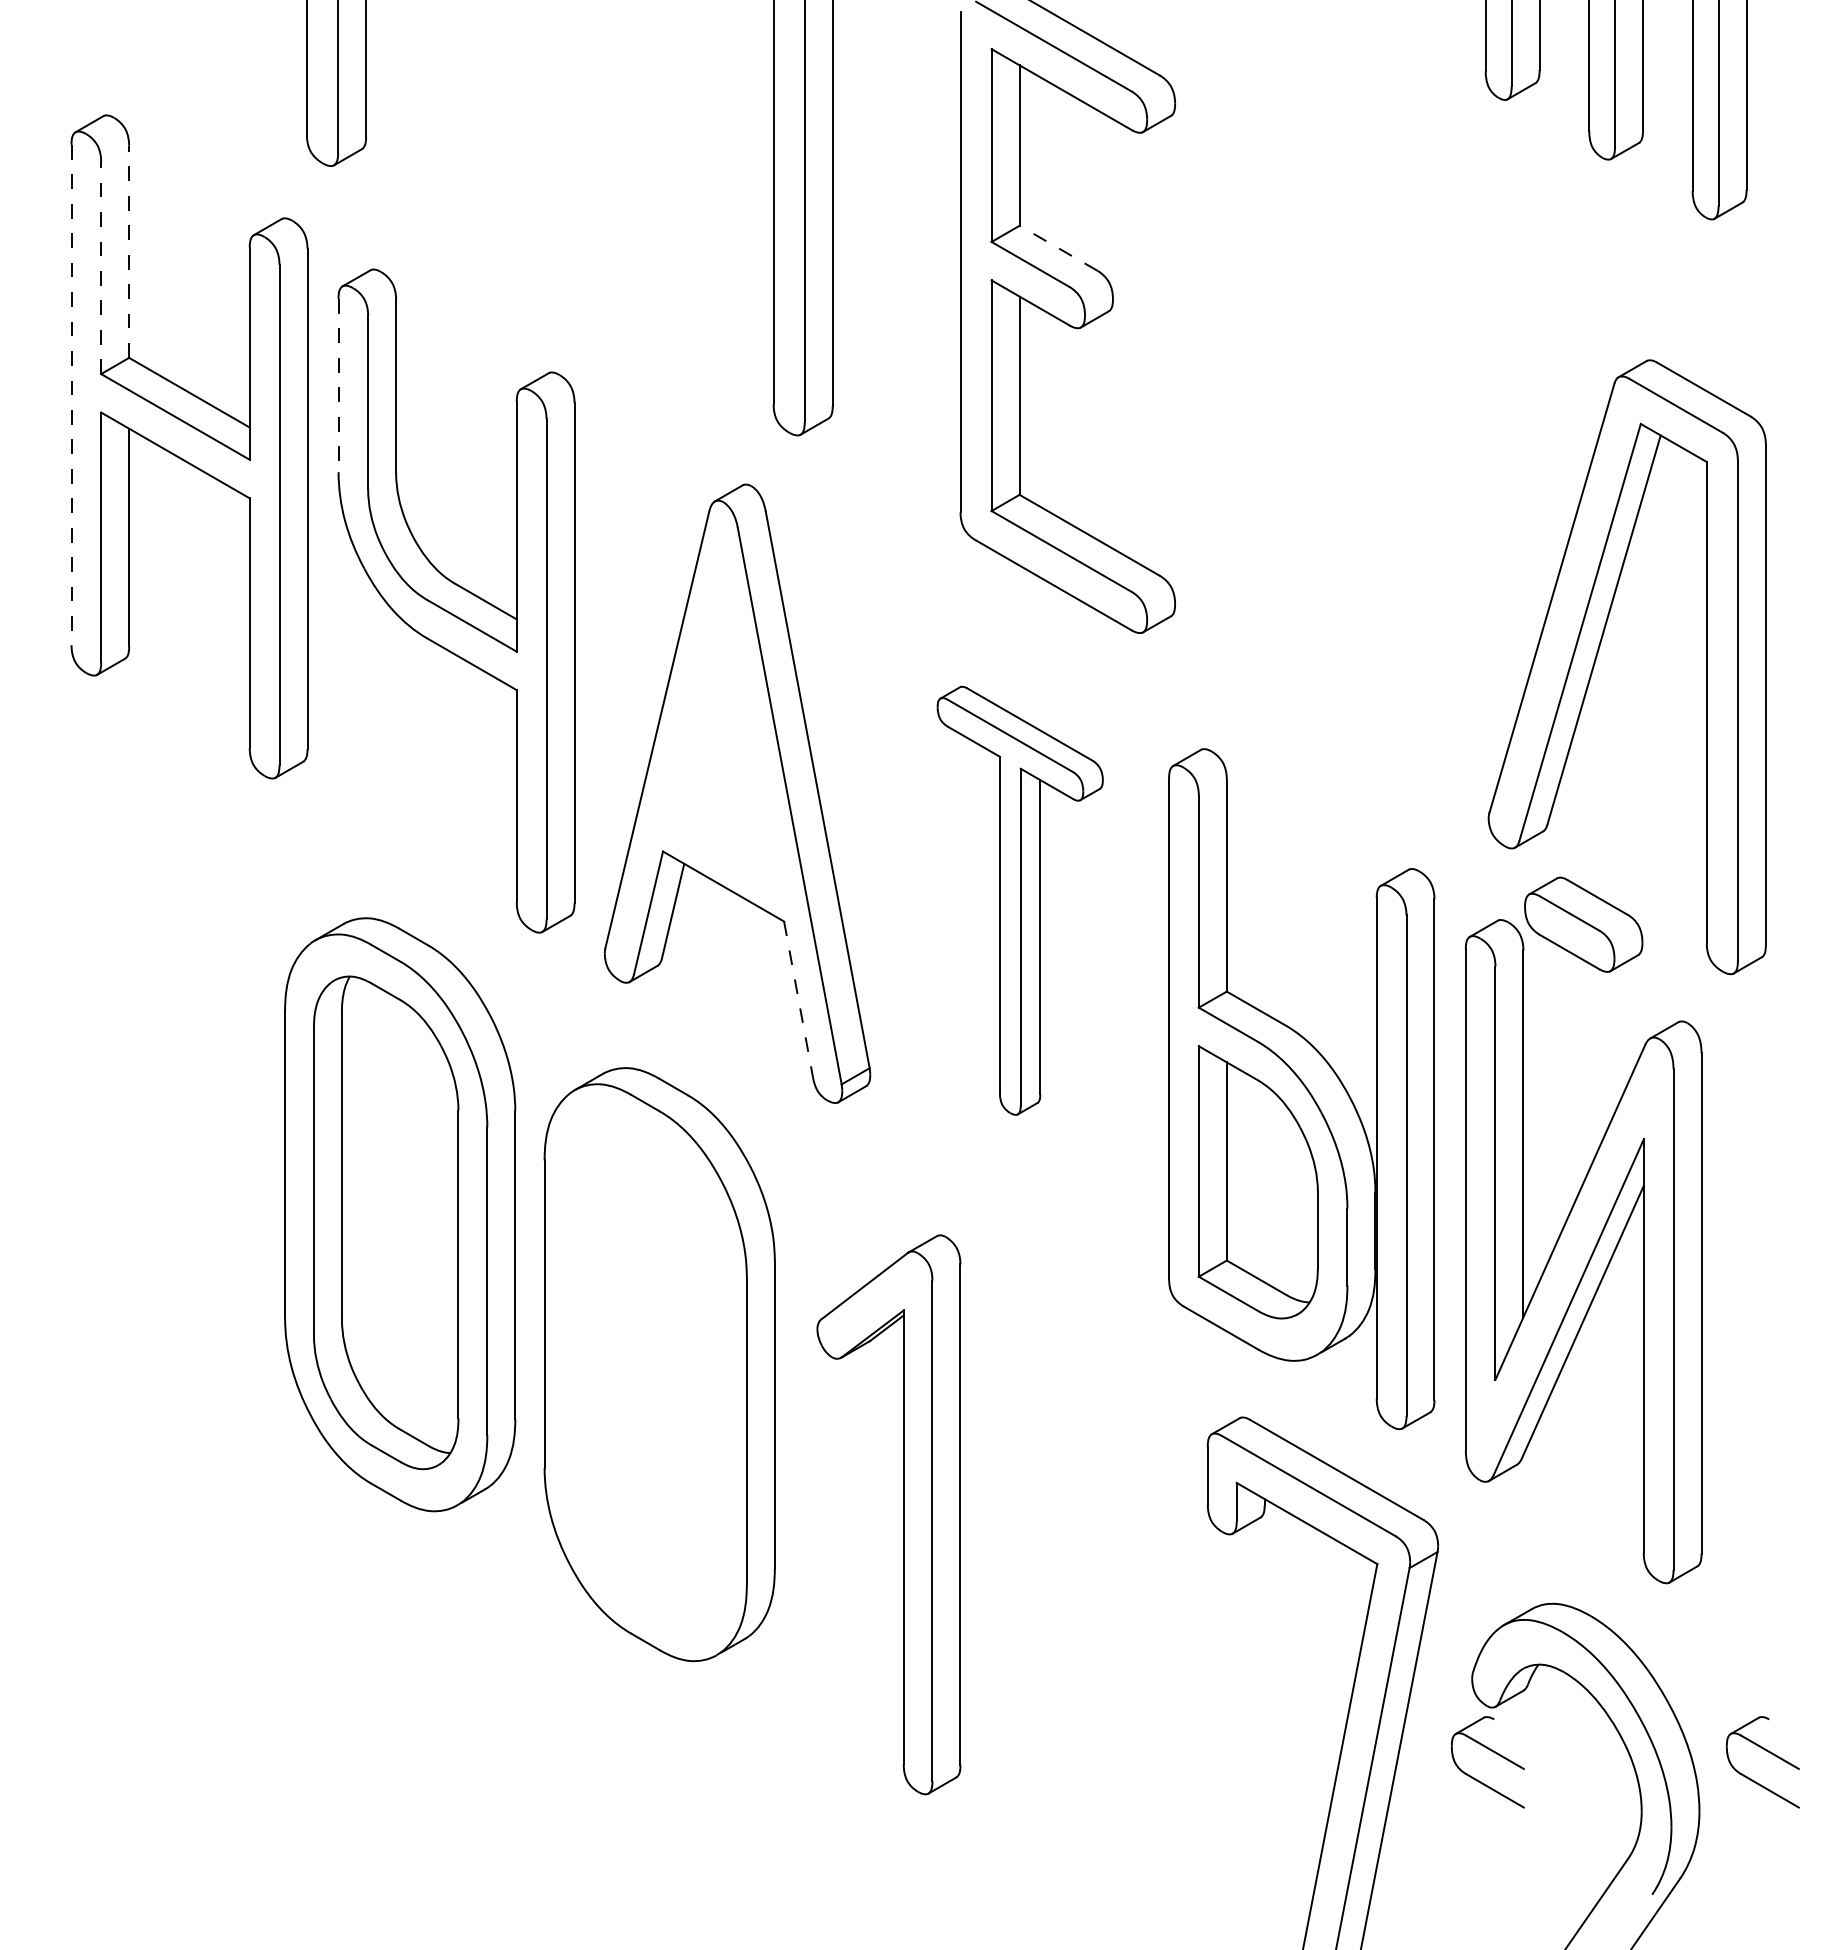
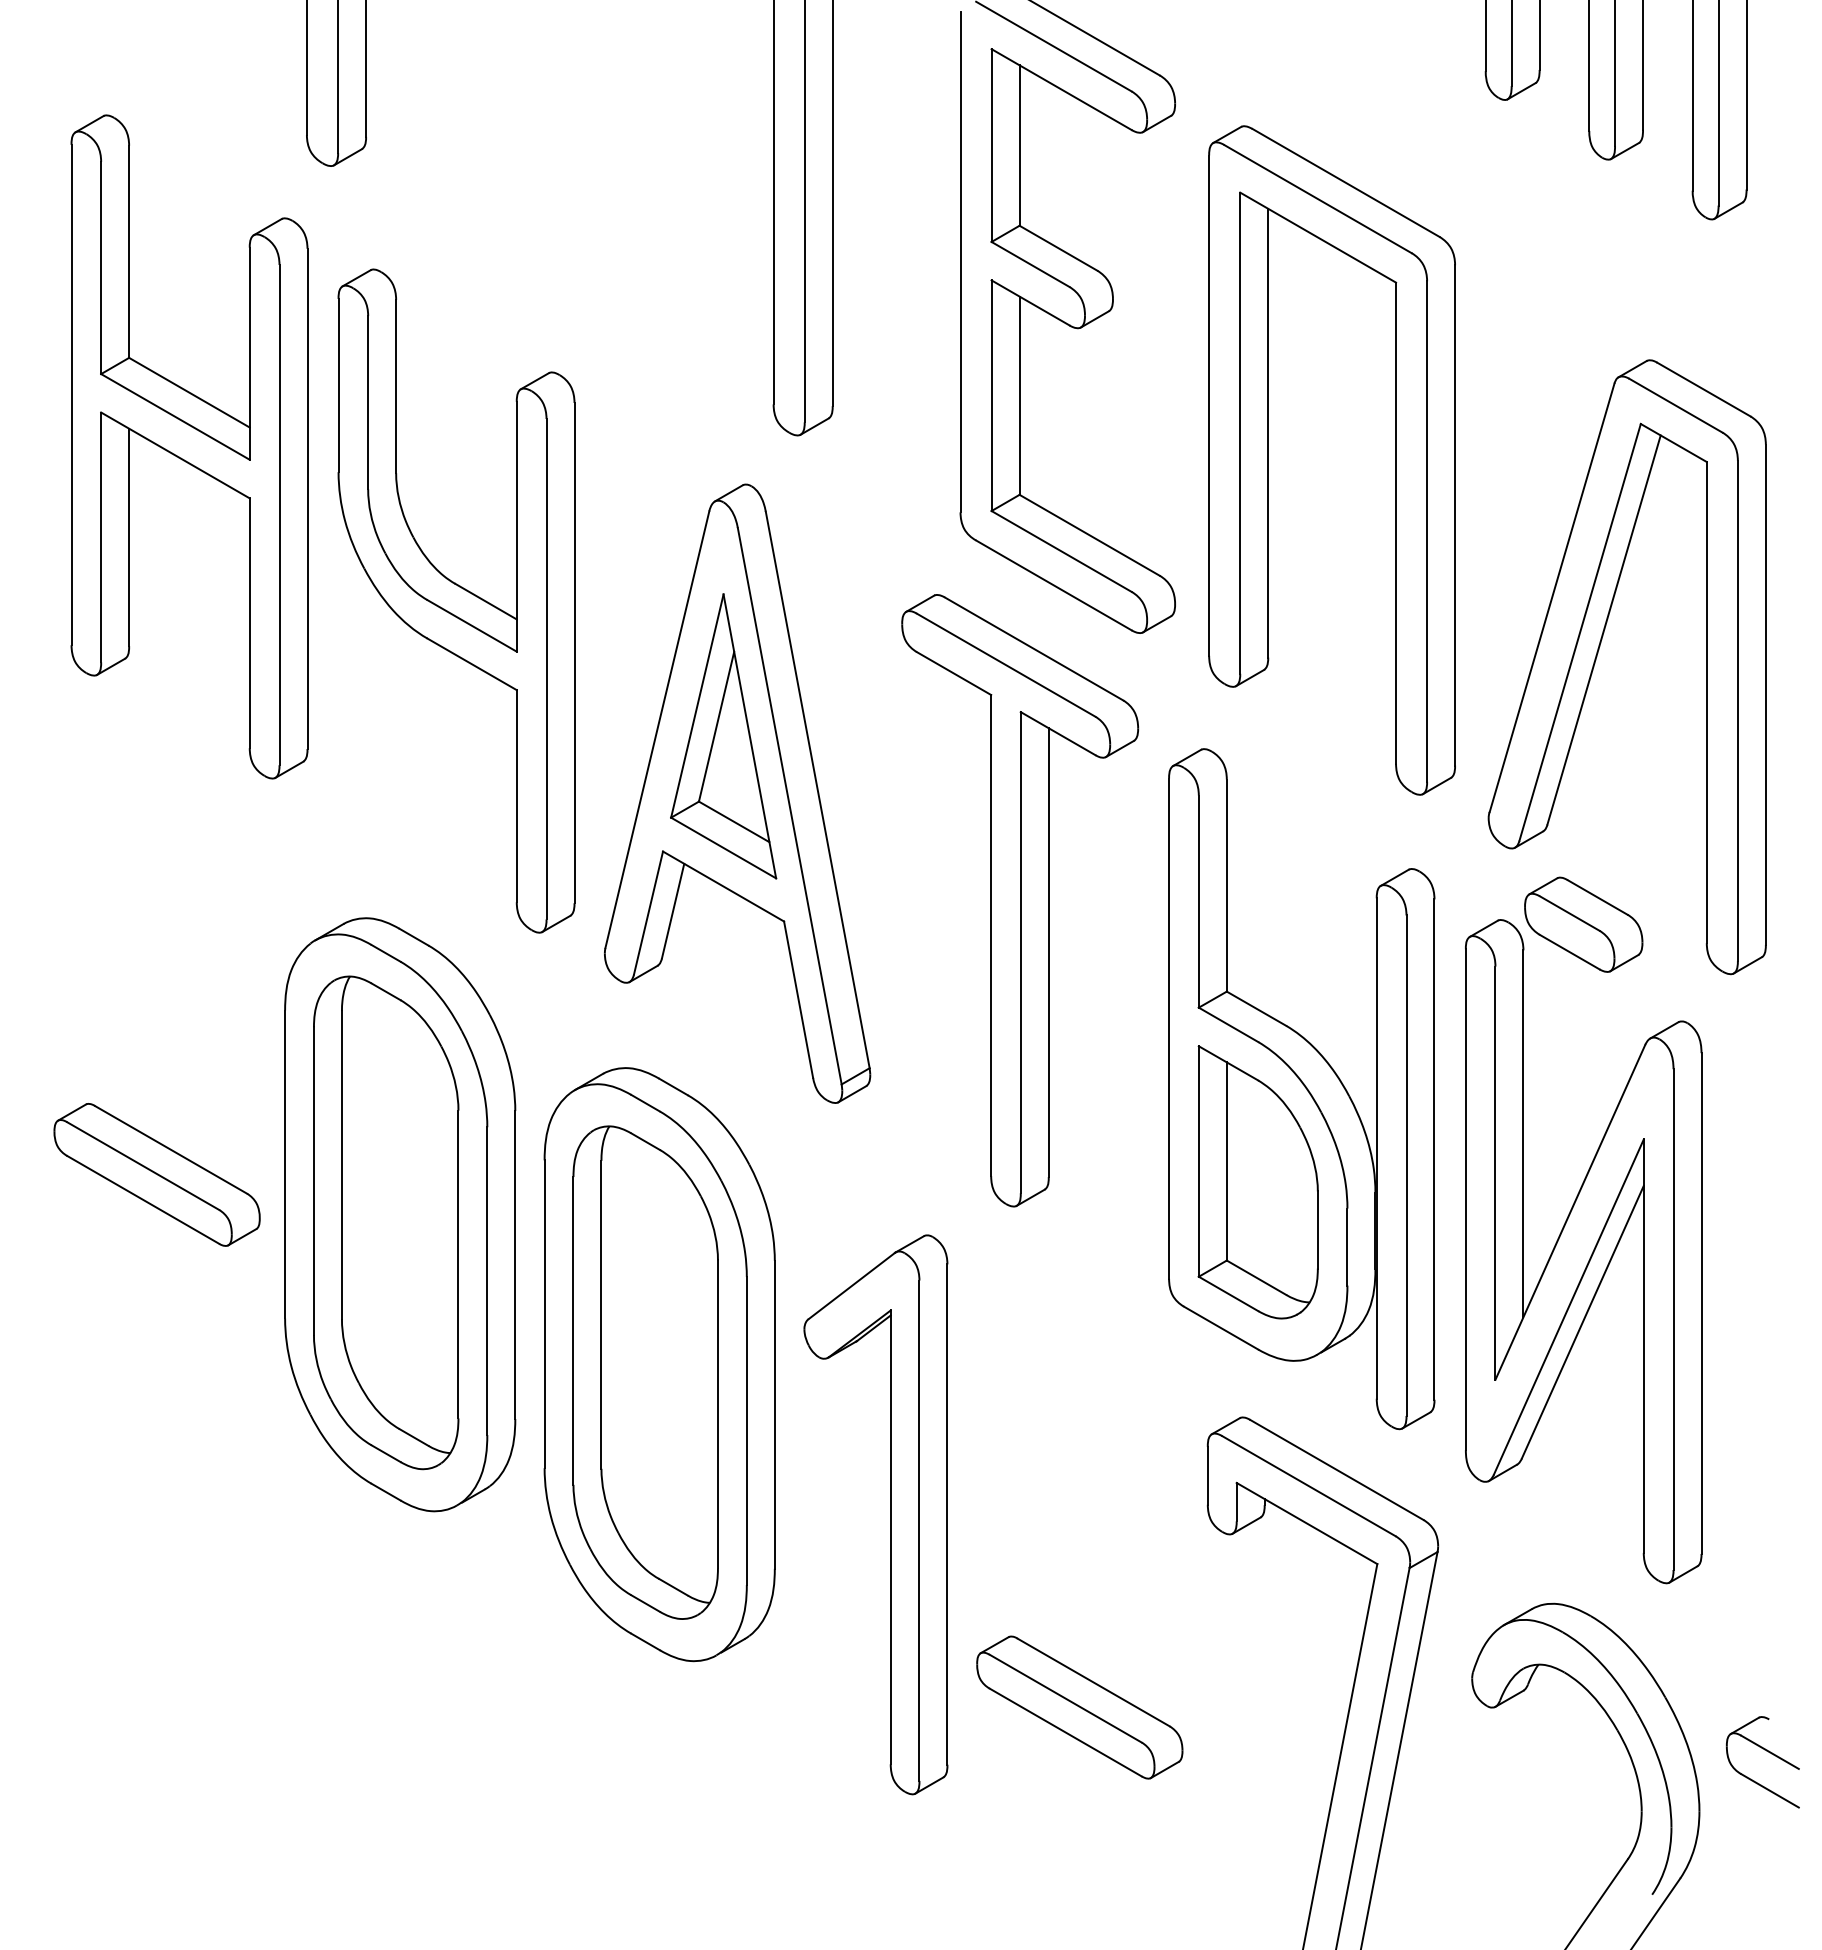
line: dashed -> solid (1058, 248)
line: dashed -> solid (129, 251)
line: dashed -> solid (101, 267)
line: dashed -> solid (338, 385)
line: dashed -> solid (71, 395)
part: none -> present (1268, 460)
part: none -> present (723, 736)
part size: 168x431 px -> 239x614 px (1020, 900)
line: dashed -> solid (798, 999)
part: none -> present (156, 1174)
part: none -> present (645, 1372)
part position: (903, 1514) -> (890, 1514) (890, 1514)
part: none -> present (1079, 1707)
part: present -> none (1494, 1753)
